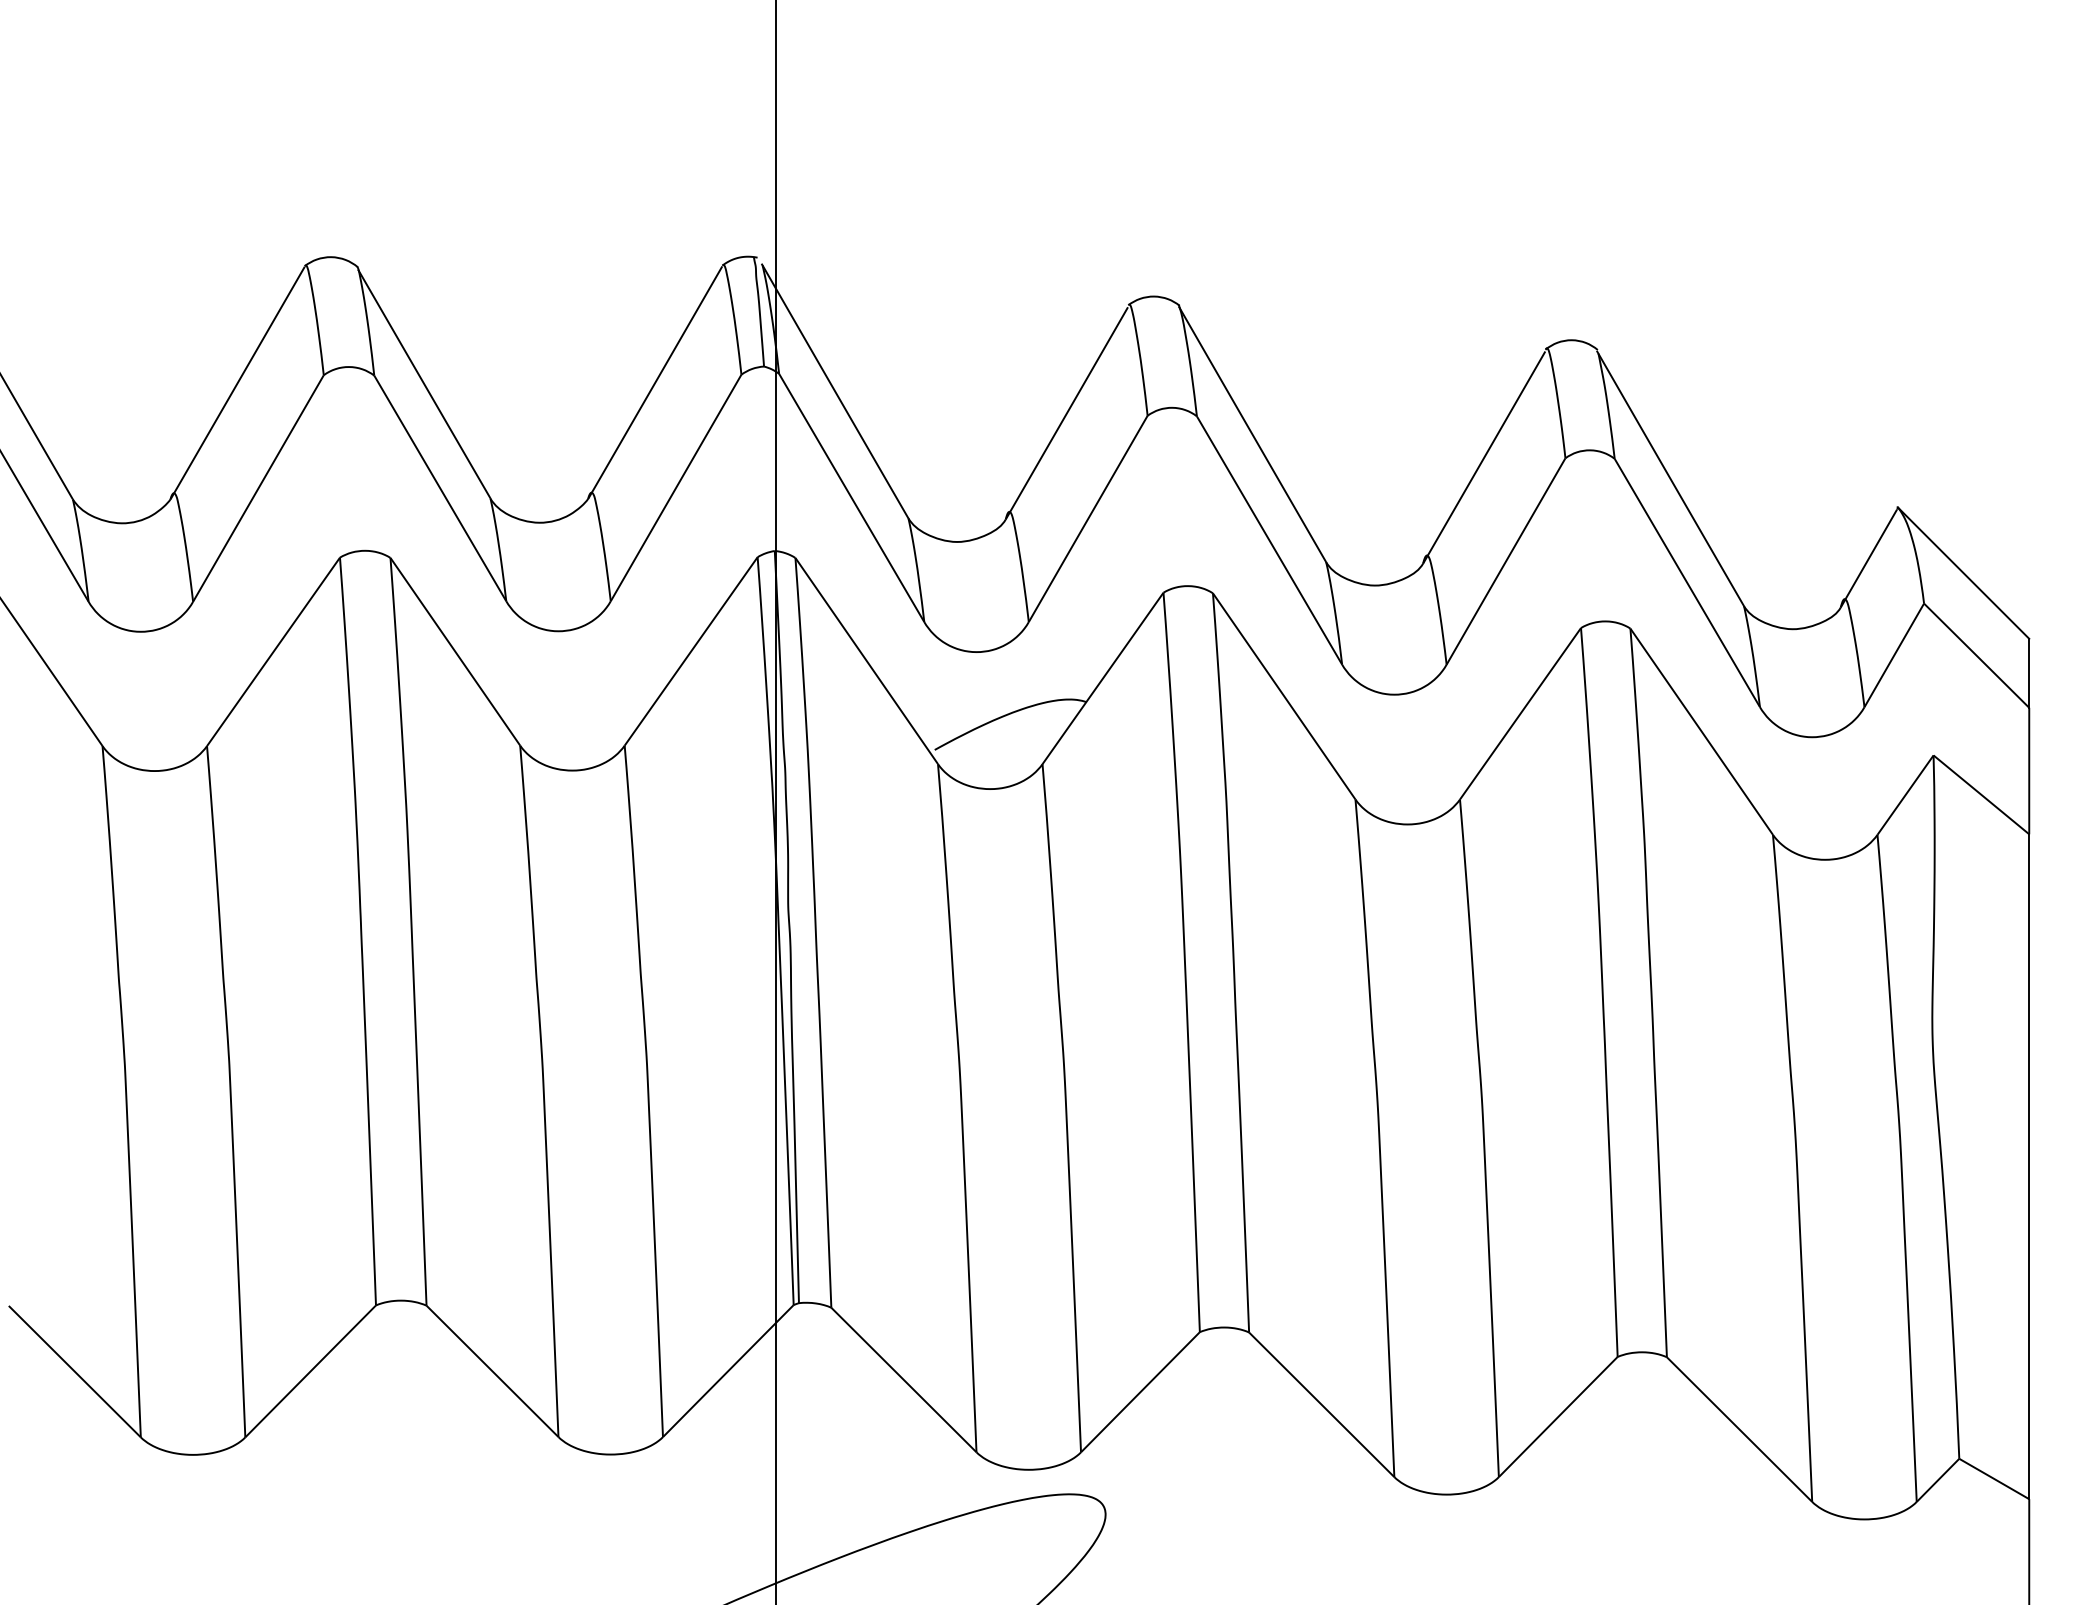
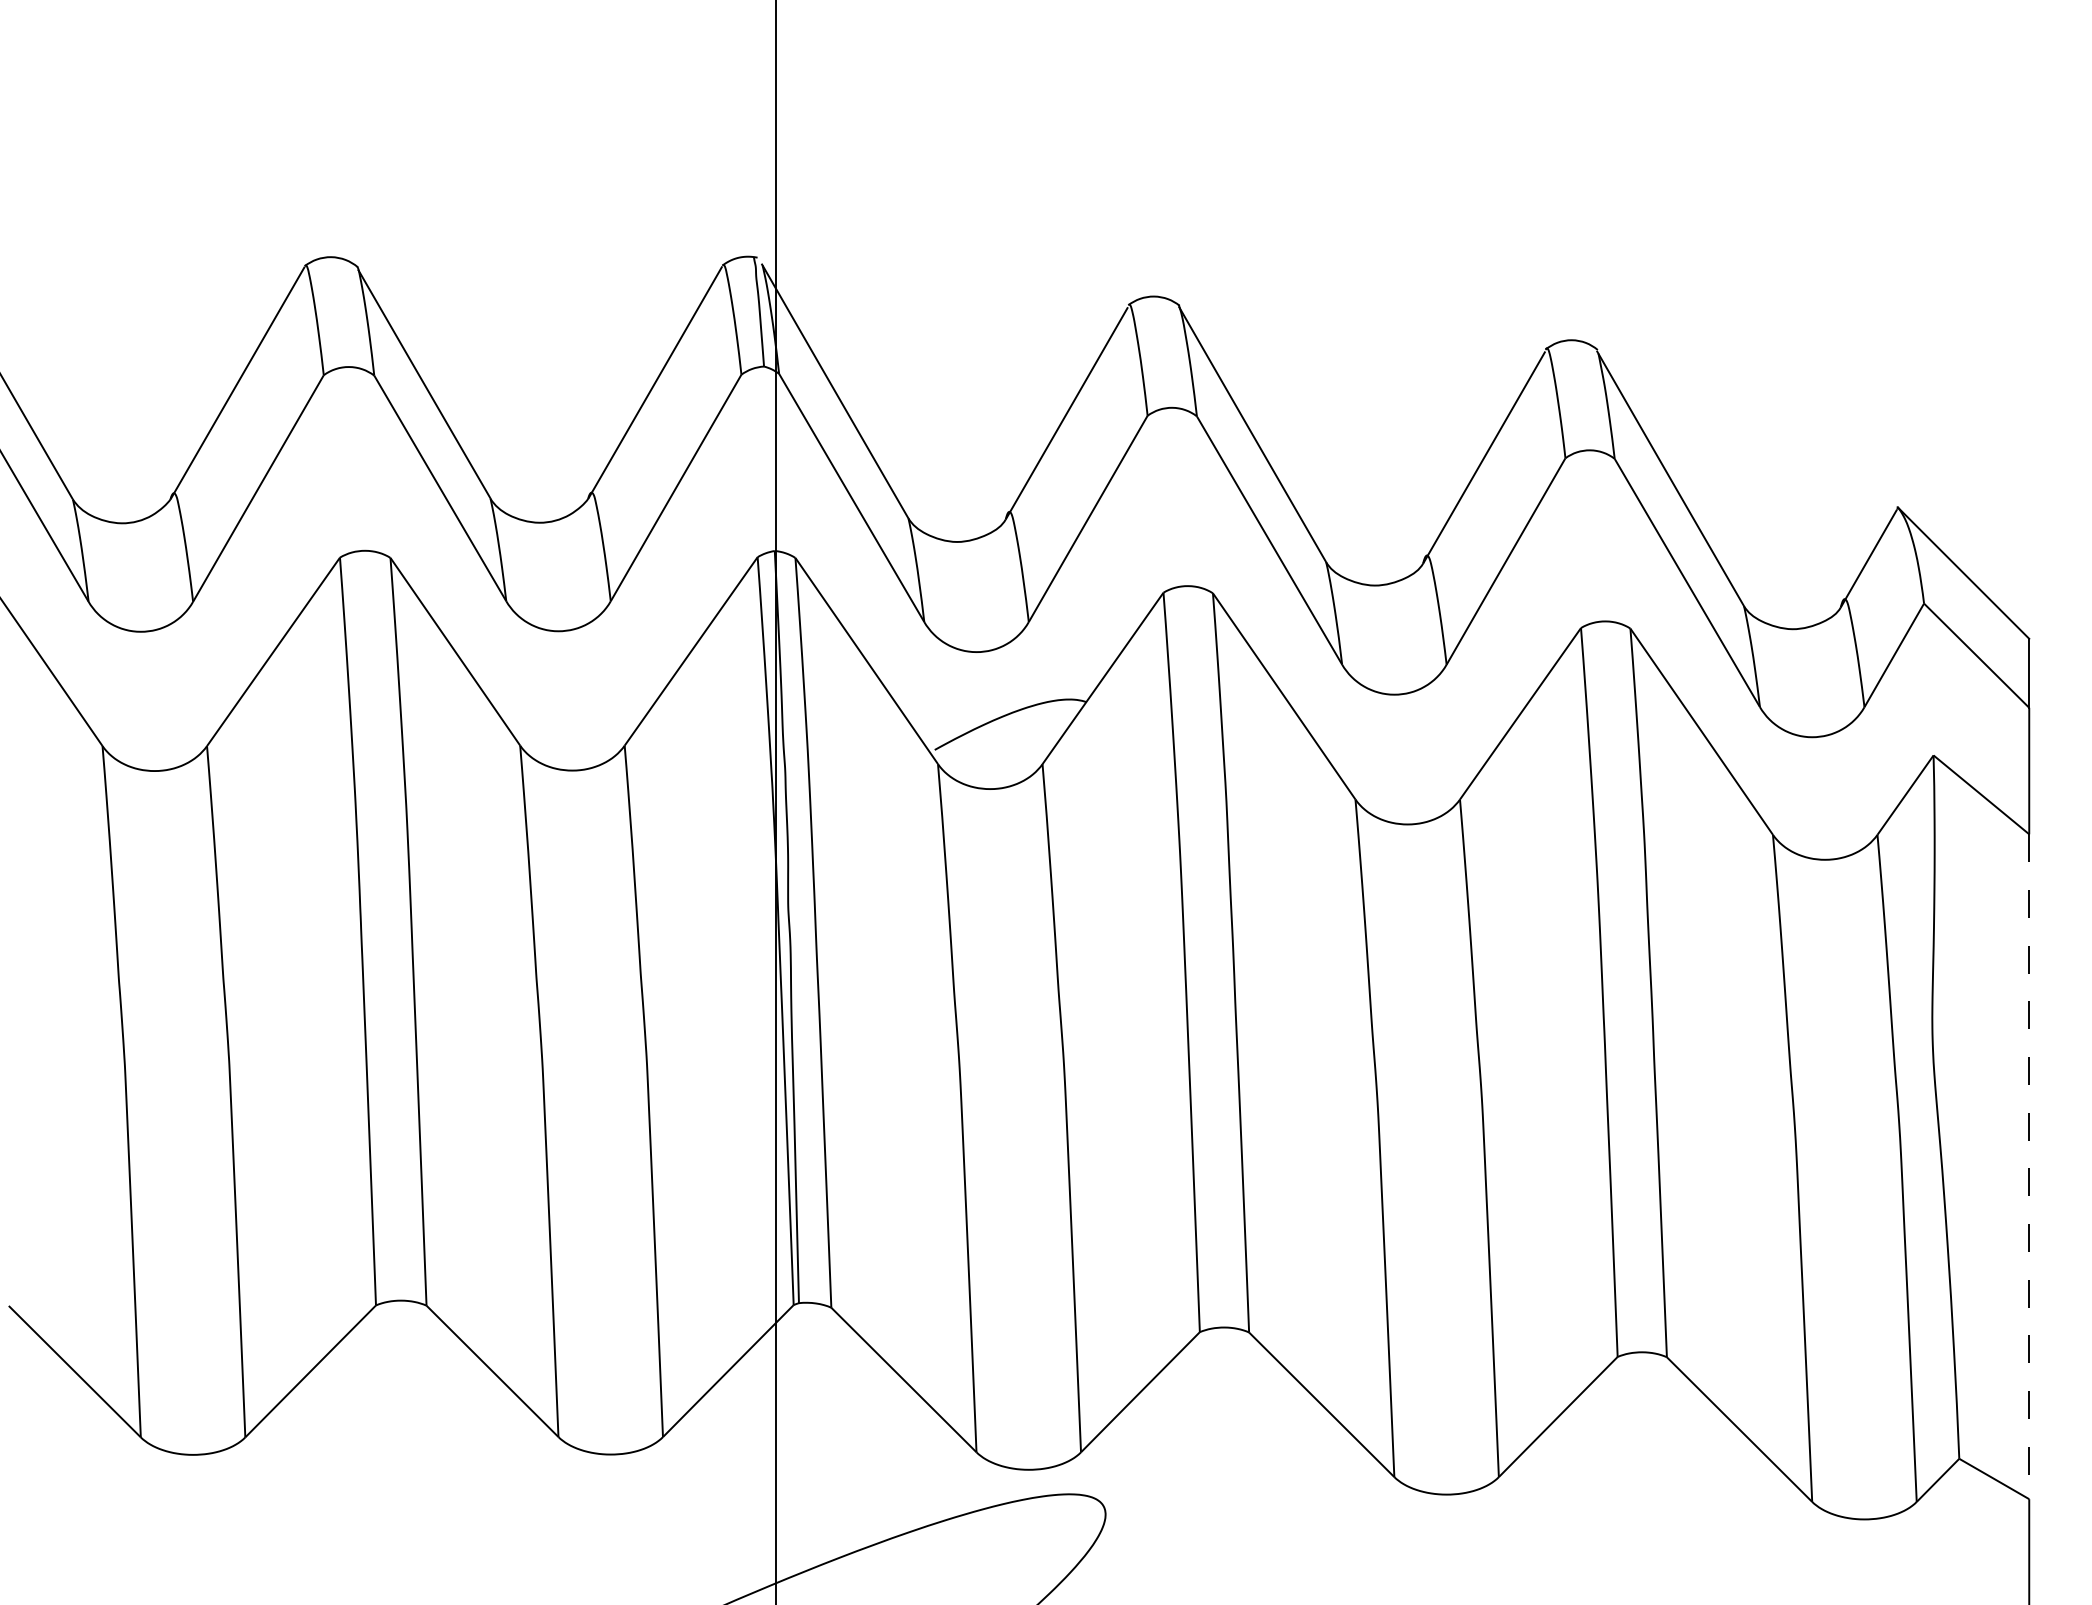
line: solid -> dashed (2029, 1167)
